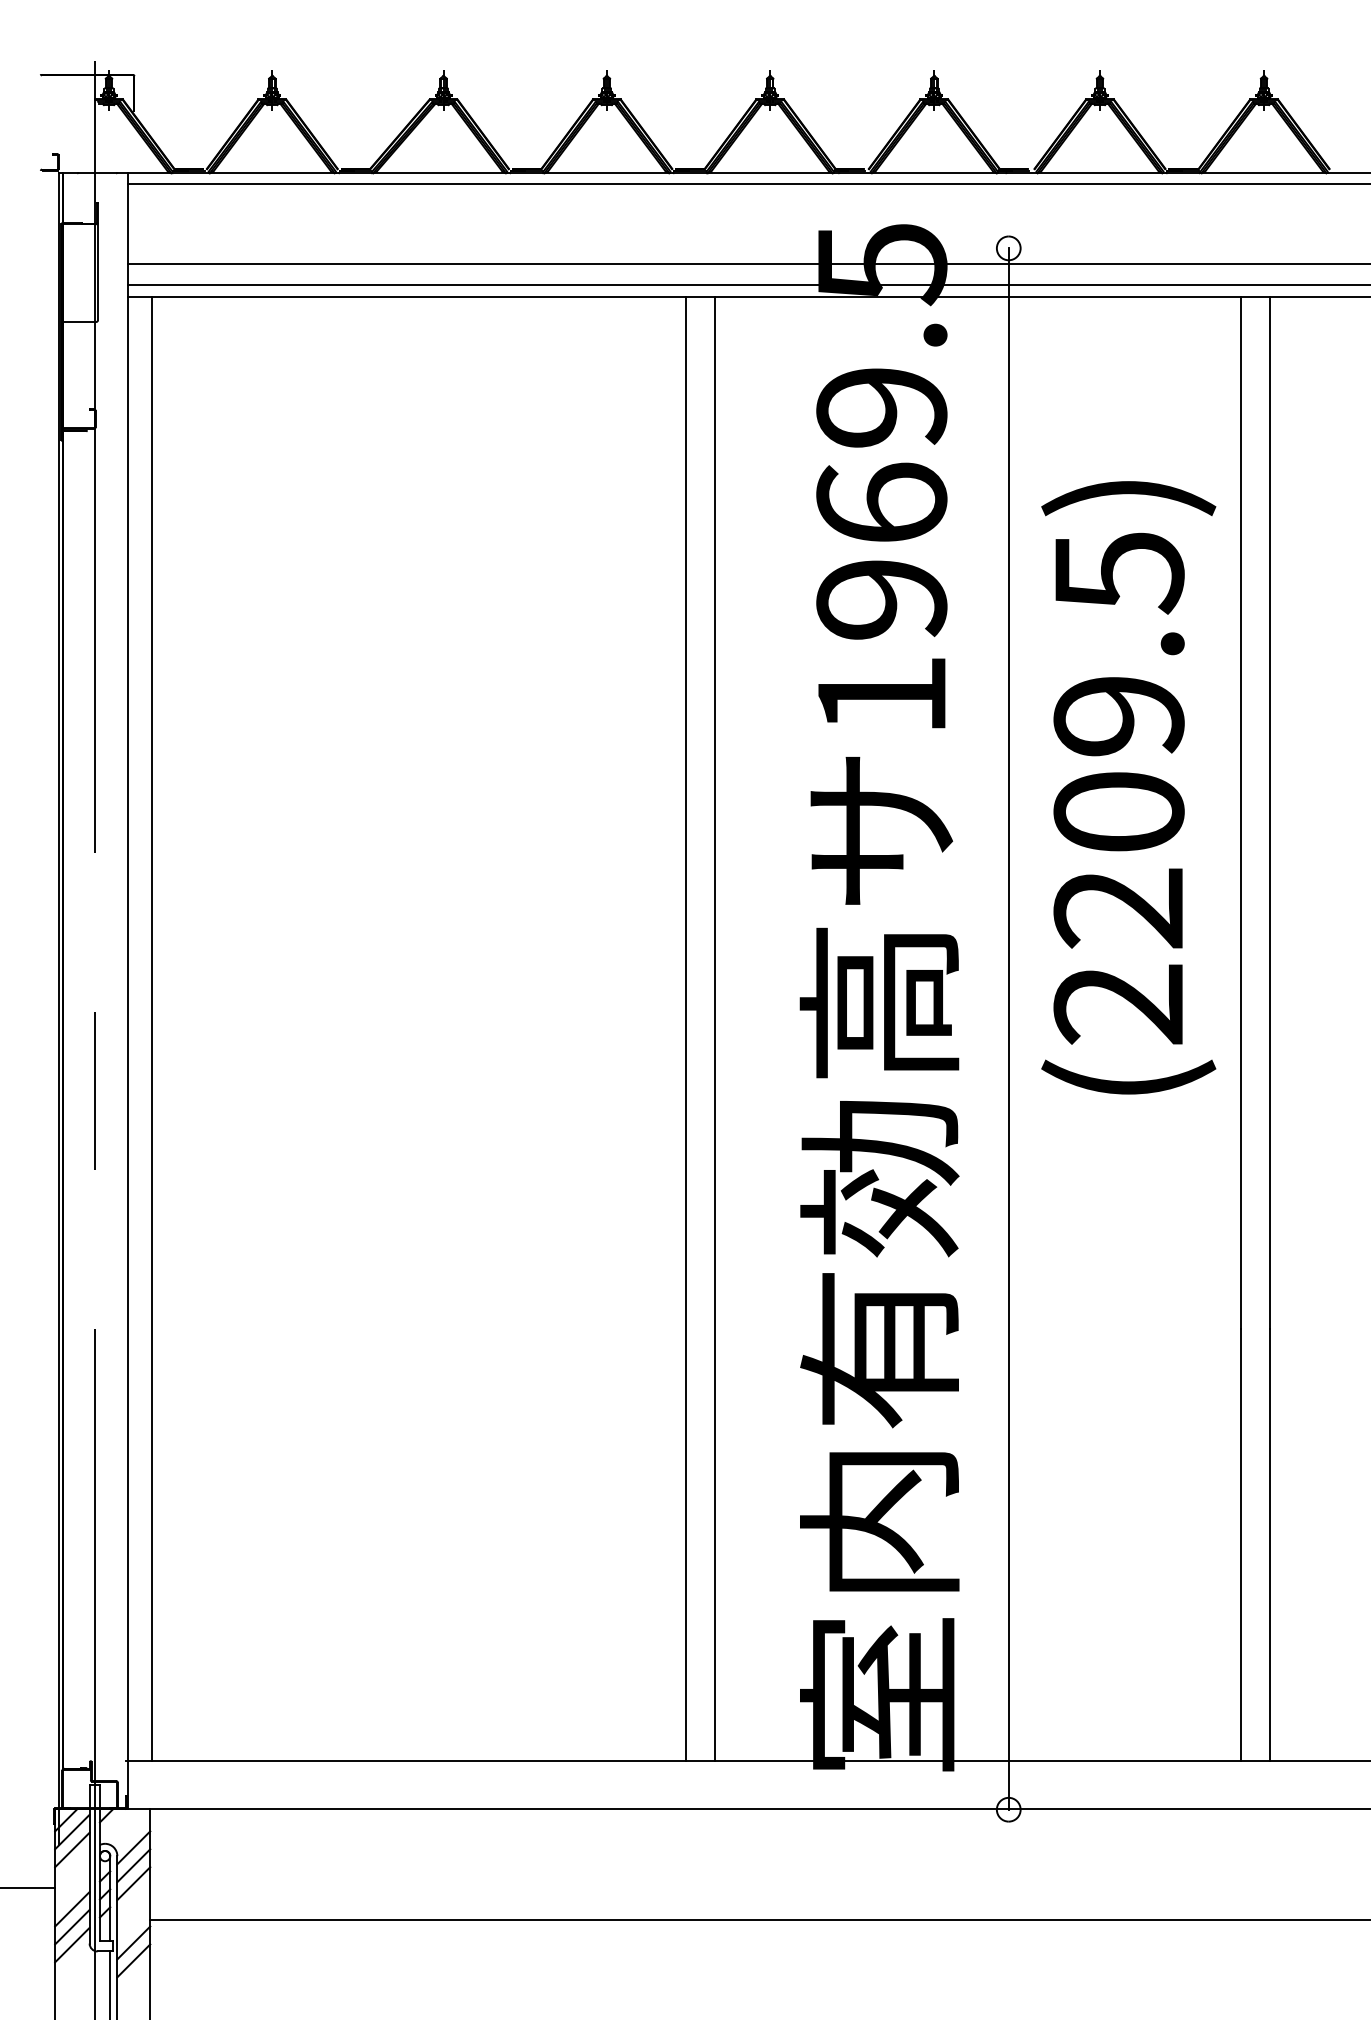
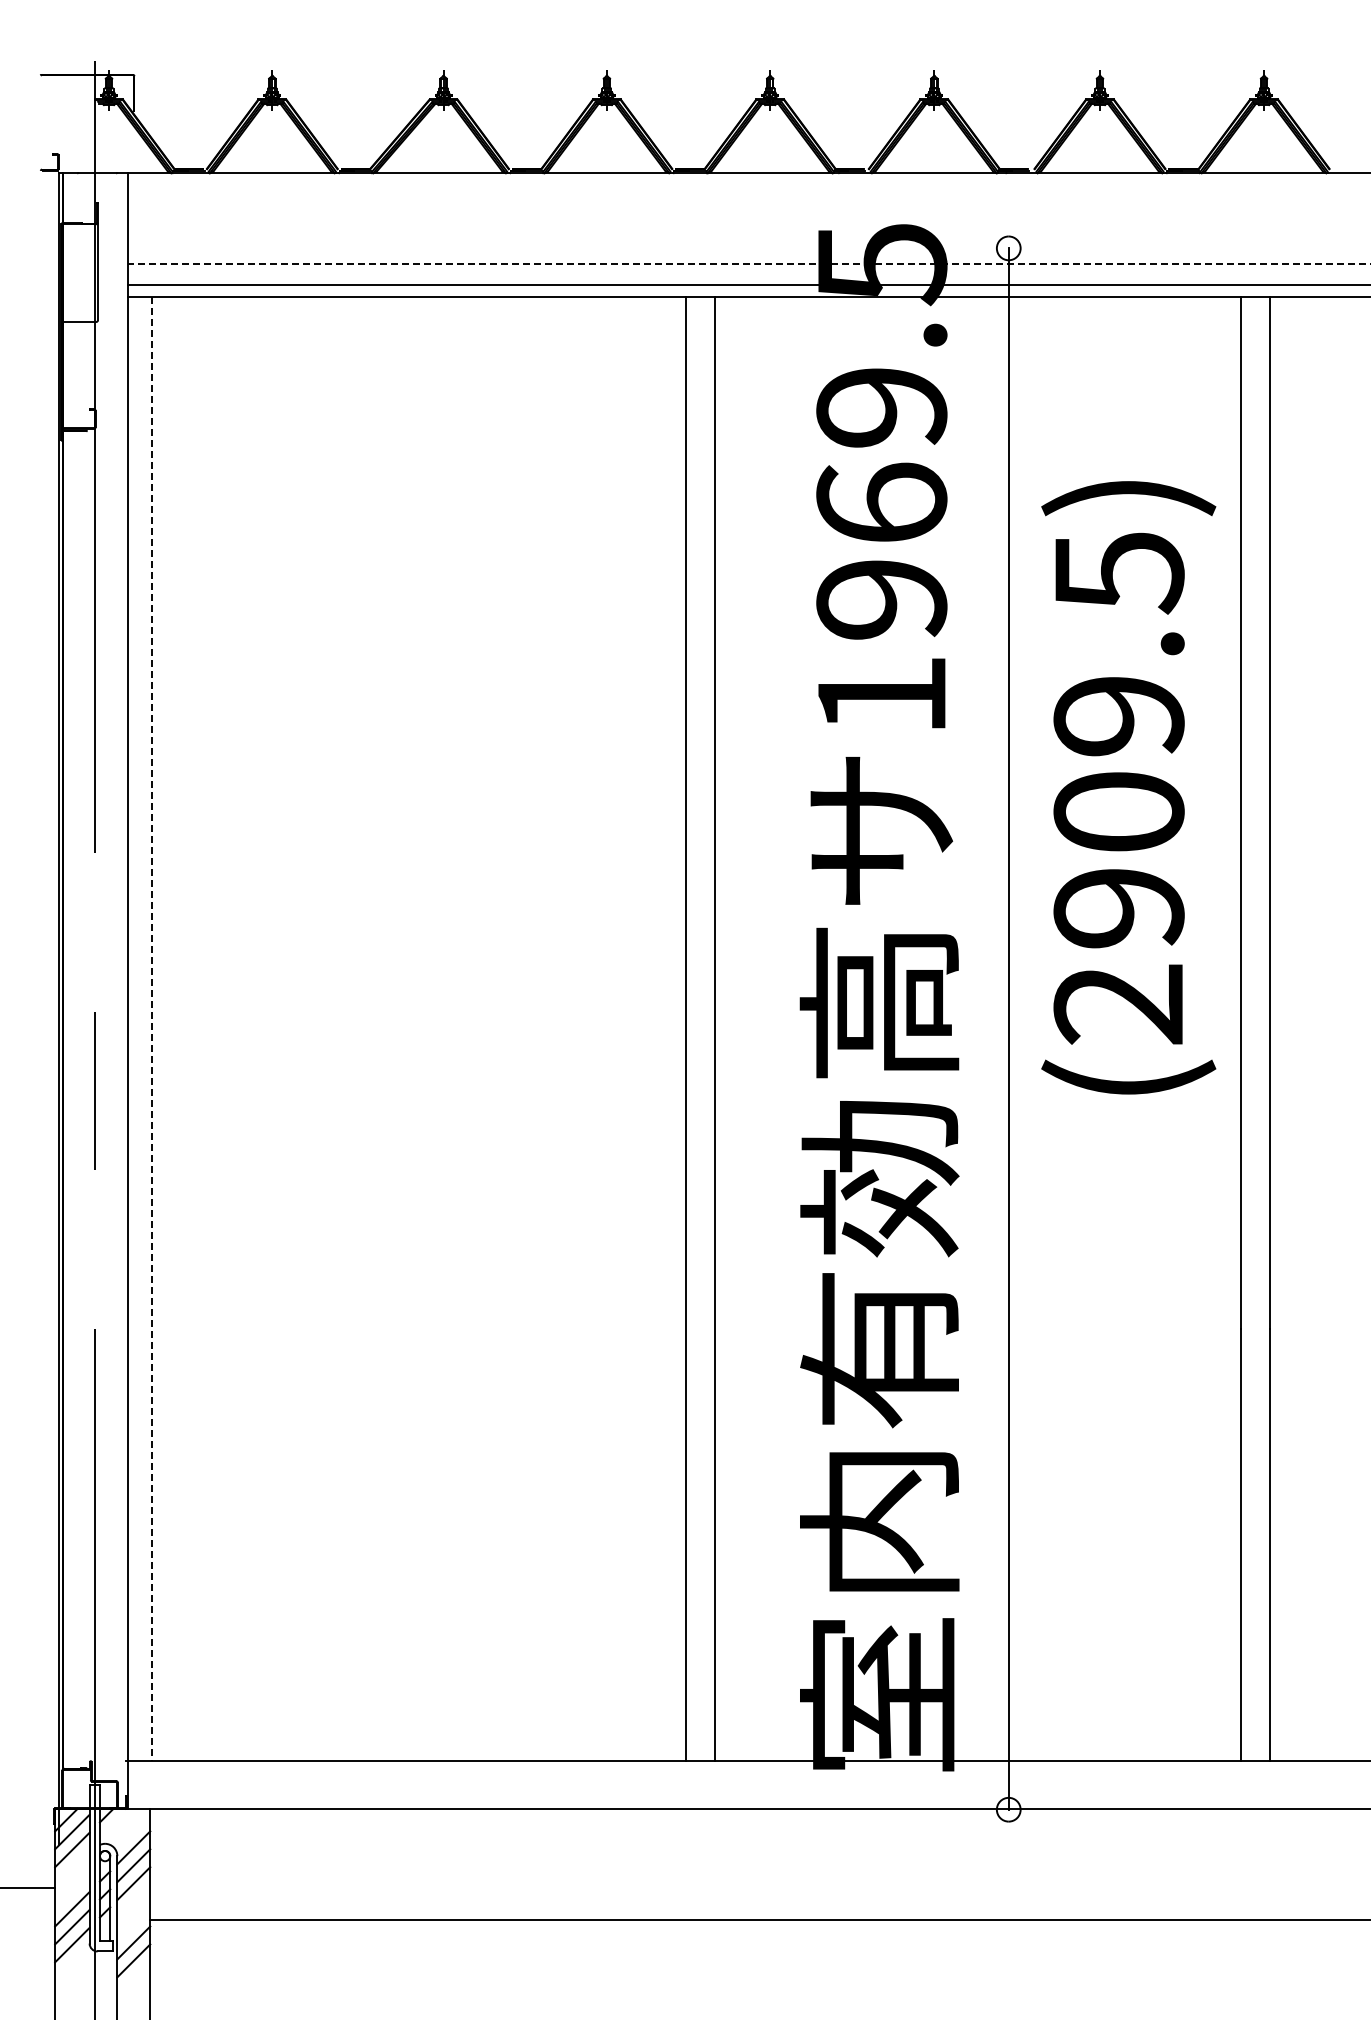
line: present -> none (747, 184)
line: solid -> dashed (749, 263)
text: (2209.5) -> (2909.5) (1118, 908)
line: solid -> dashed (152, 1029)
line: present -> none (110, 1983)
